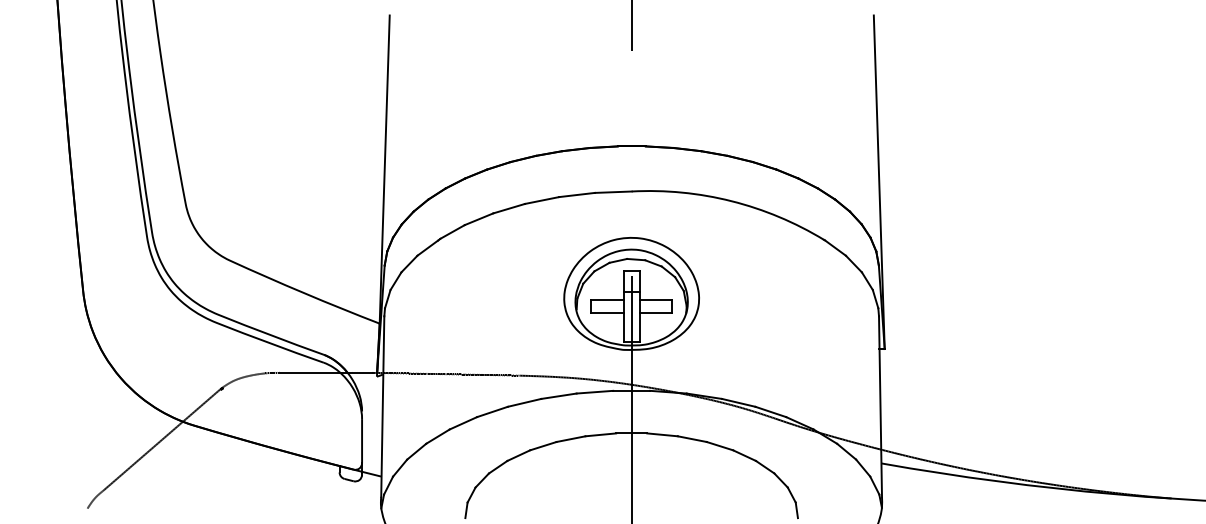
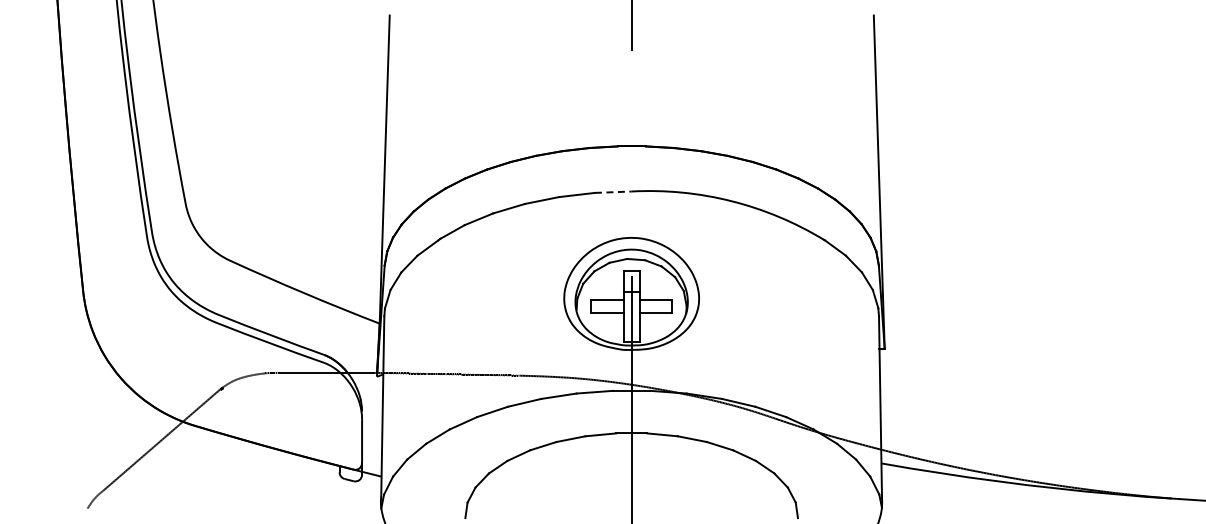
line: solid -> dashed (613, 192)
